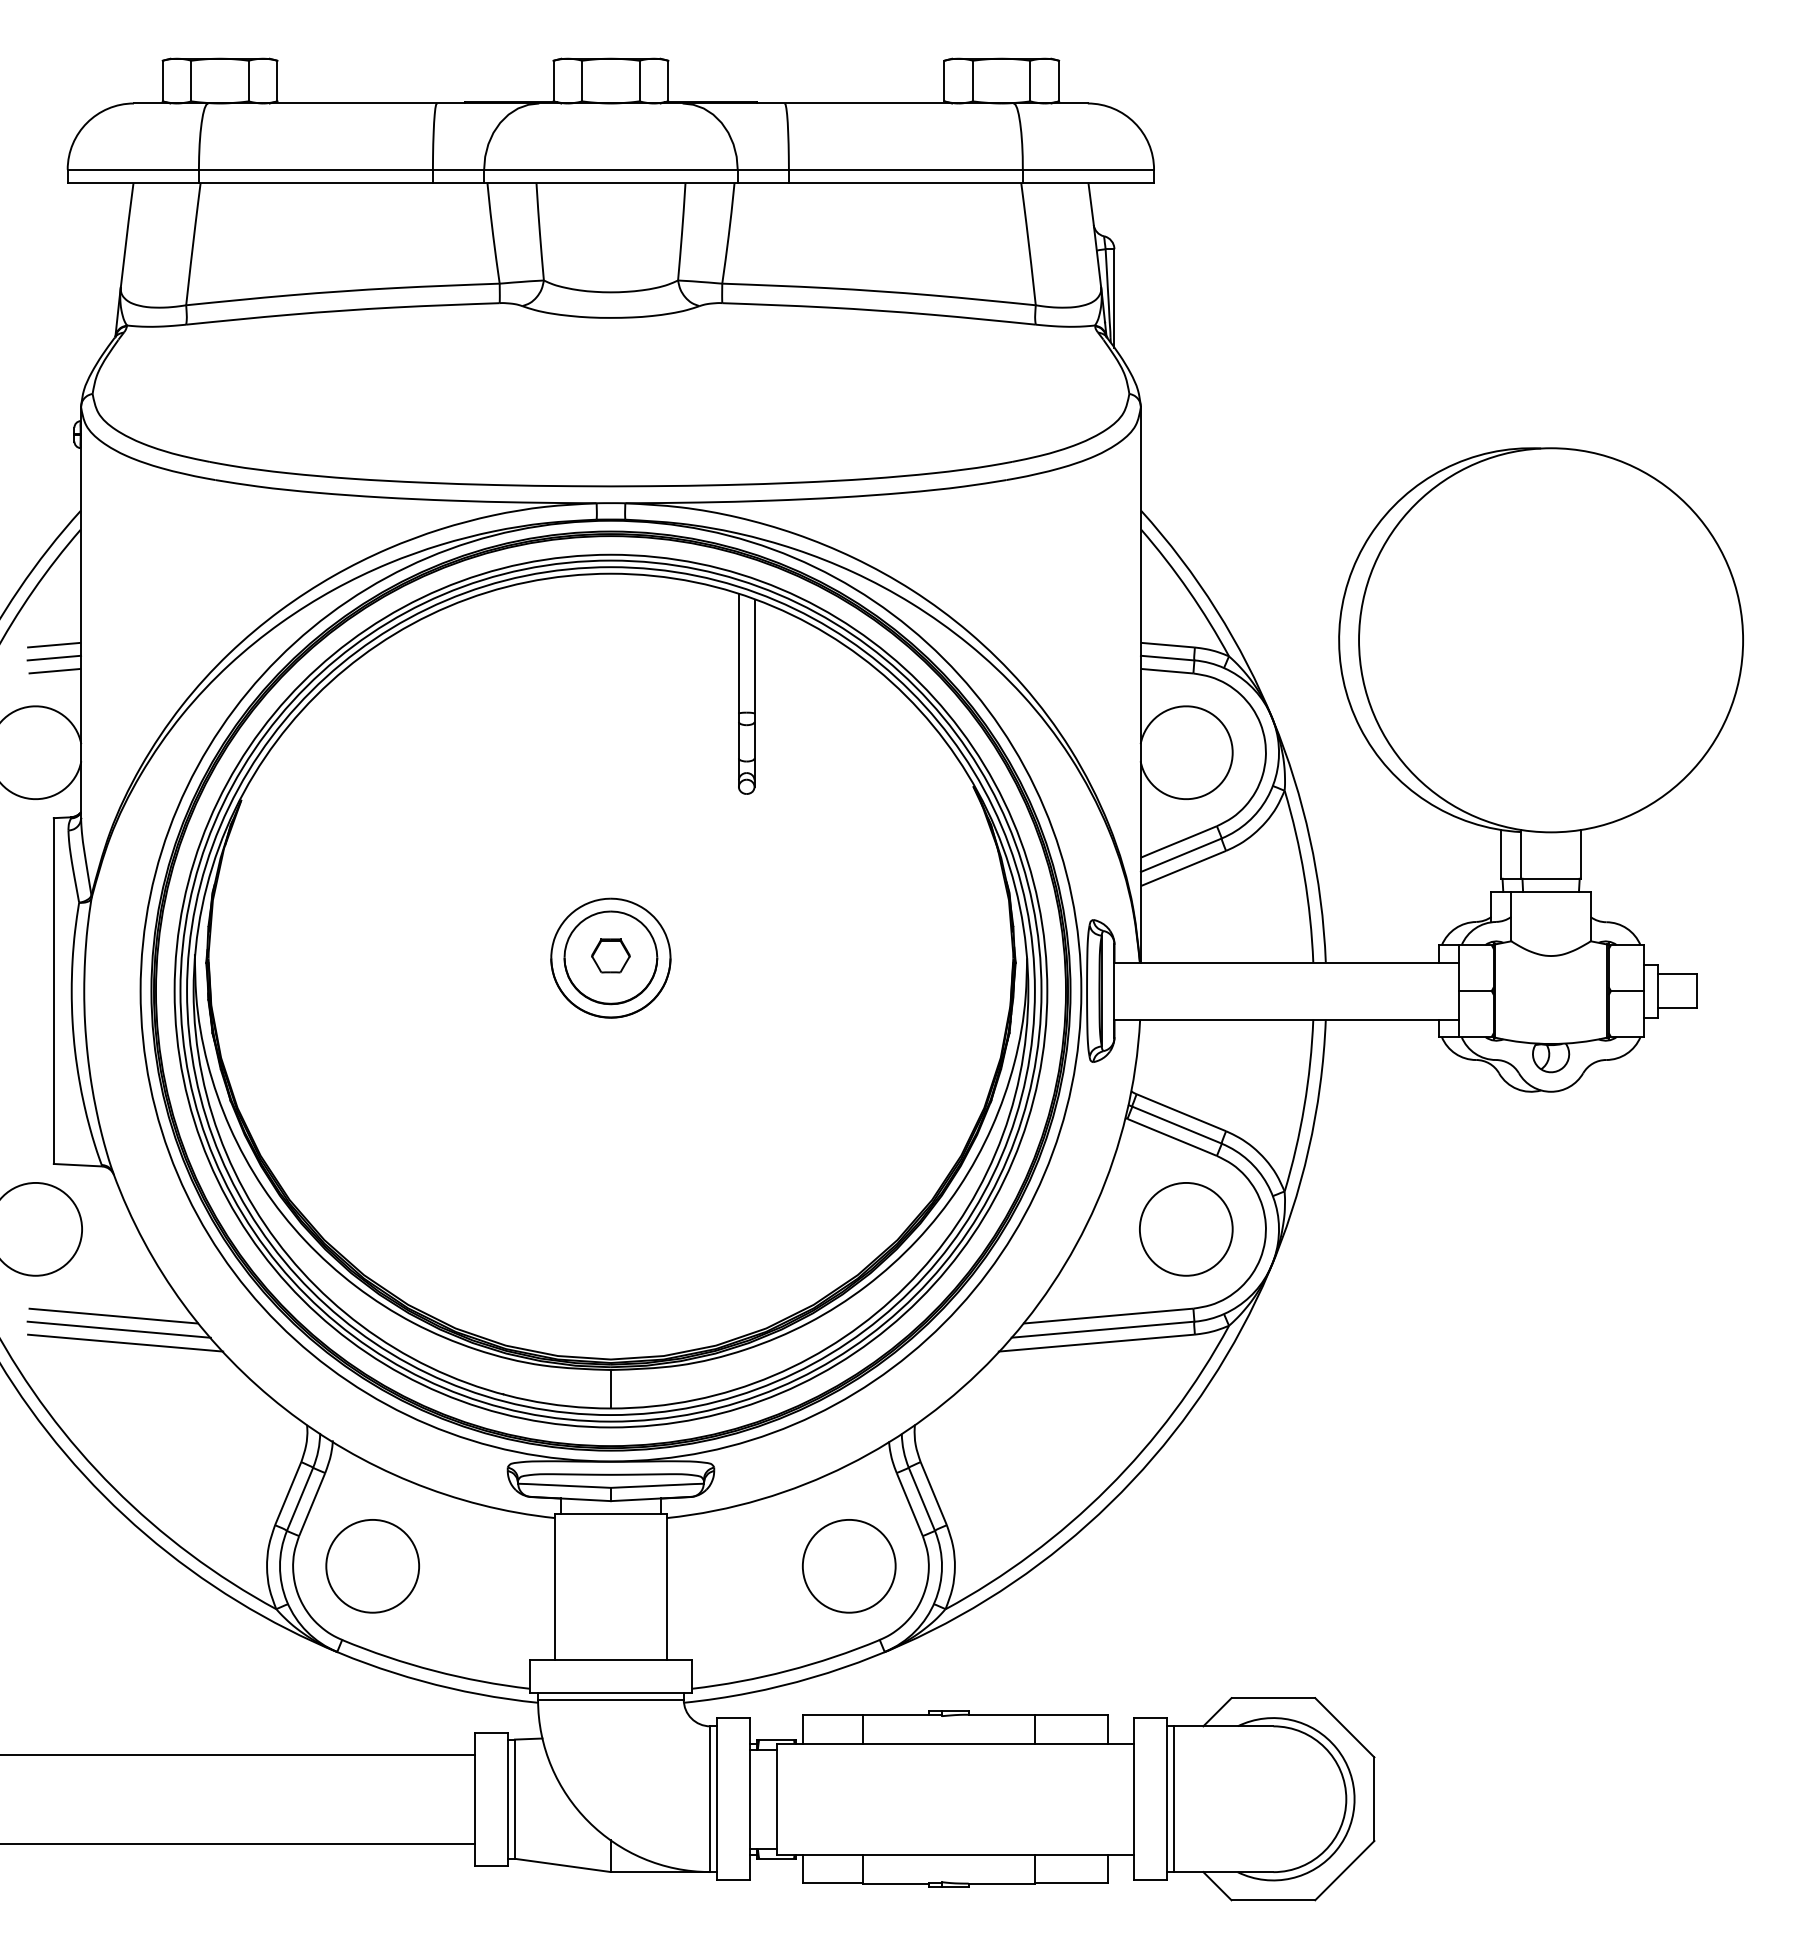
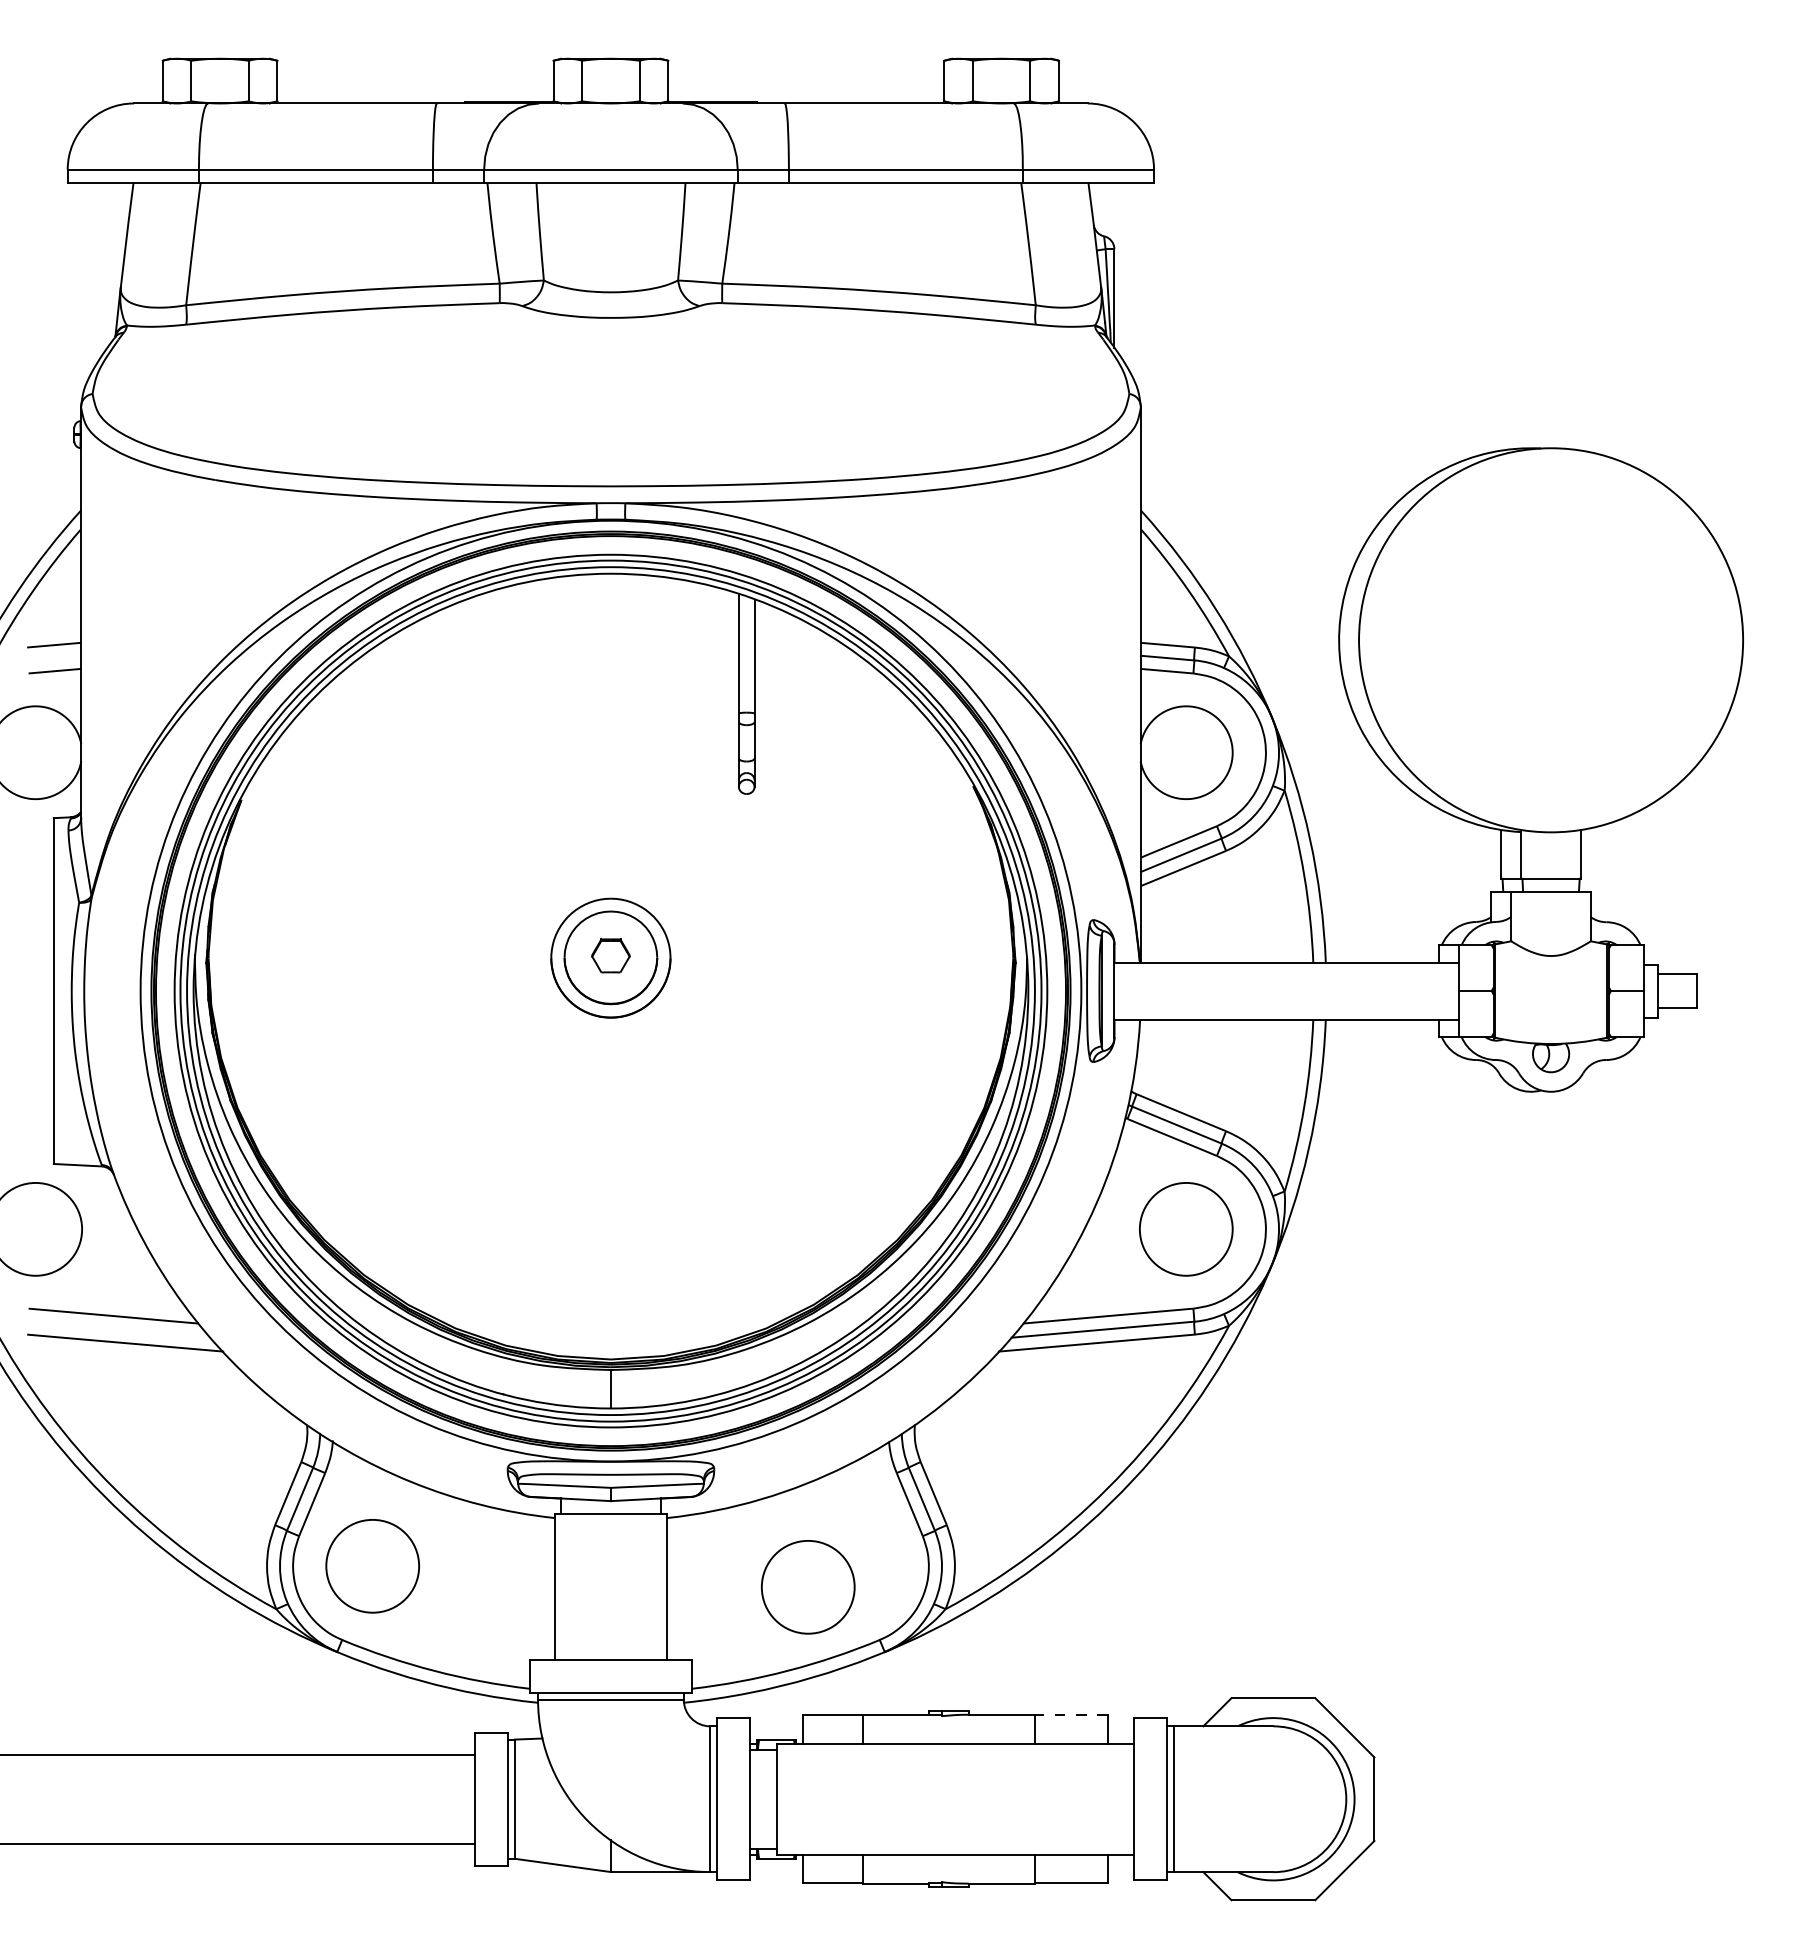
line: present -> none (54, 657)
line: present -> none (118, 1329)
circle position: (848, 1566) -> (807, 1587) (807, 1587)
line: solid -> dashed (1070, 1715)
